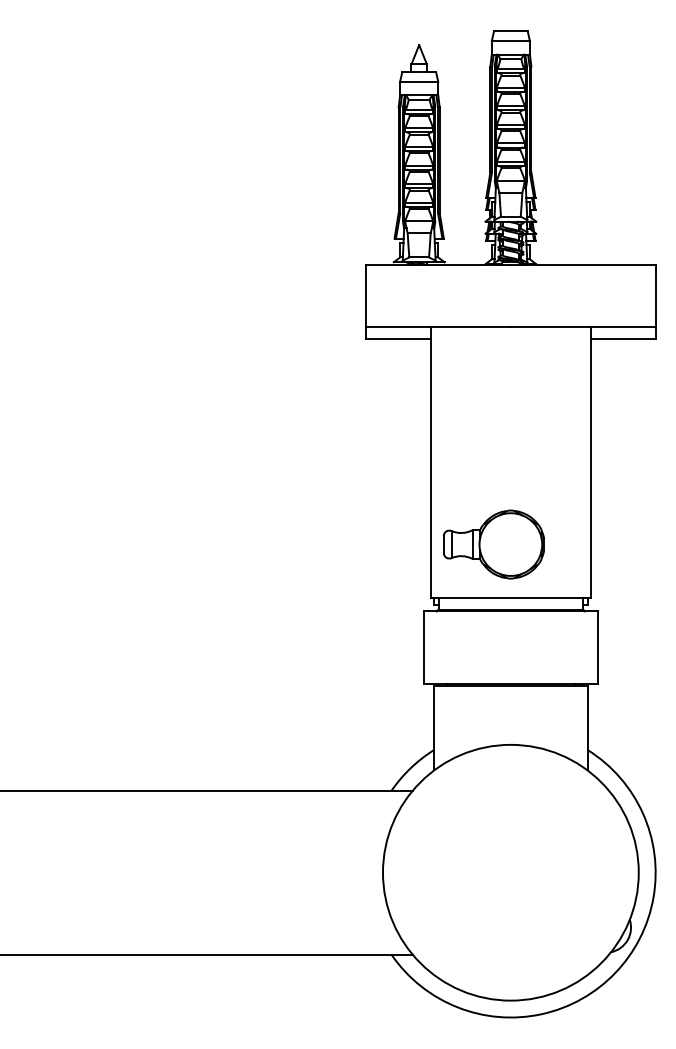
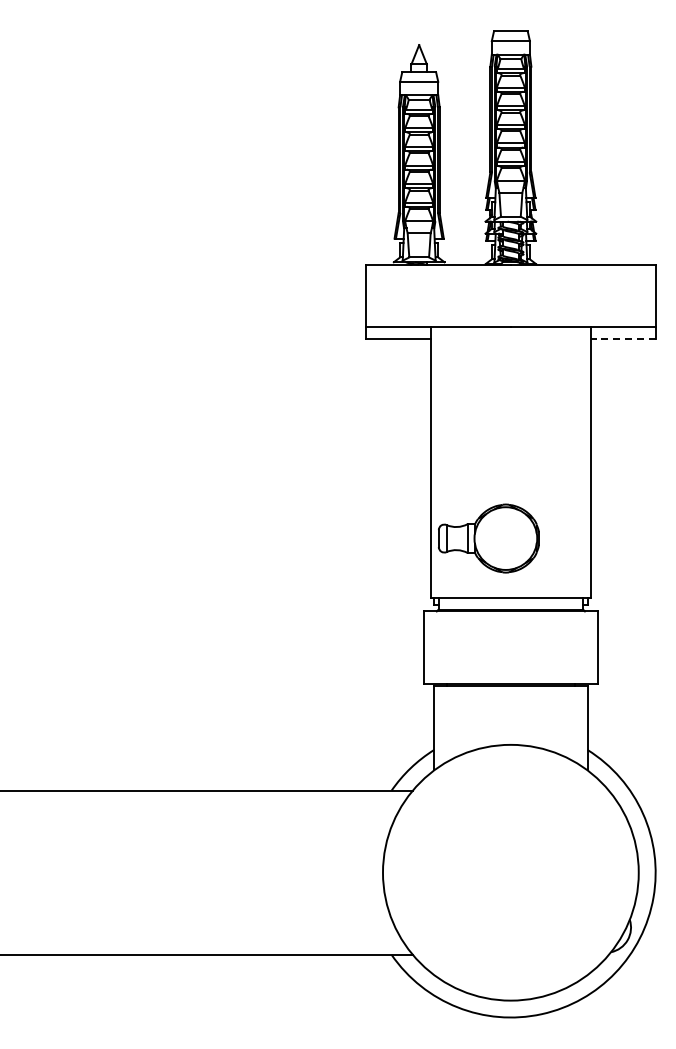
line: solid -> dashed (623, 339)
part position: (493, 544) -> (488, 538) (488, 538)
